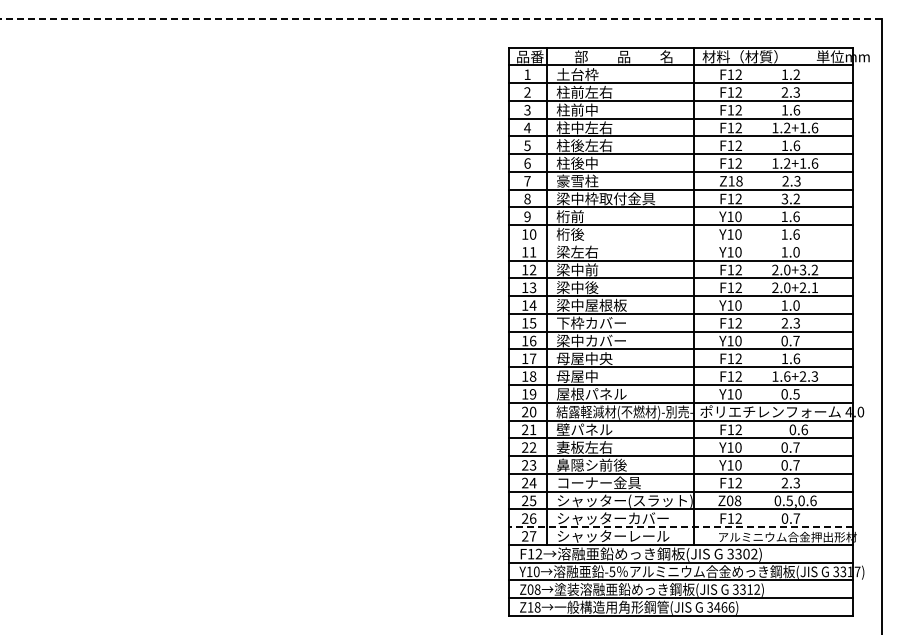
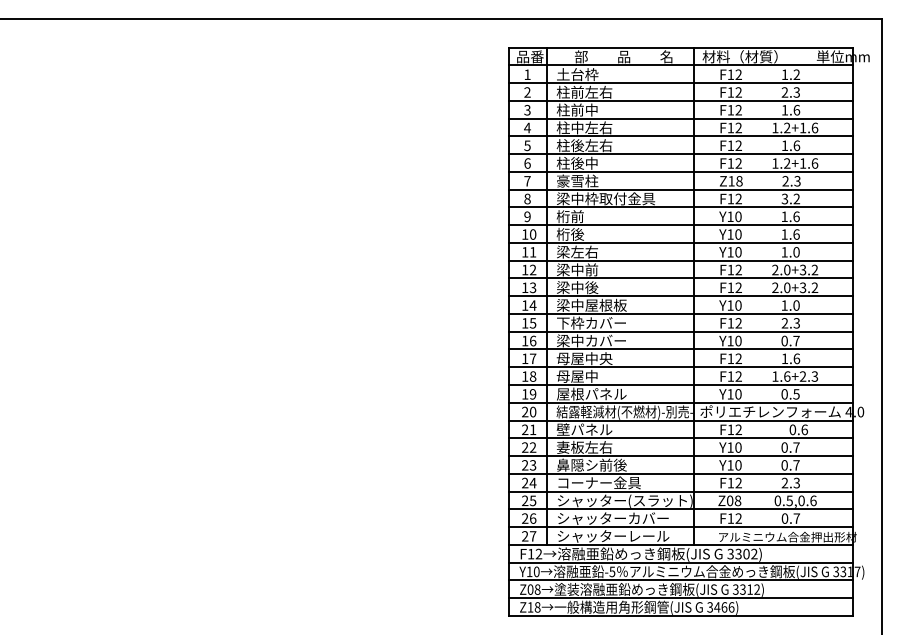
line: dashed -> solid (440, 19)
line: none -> present (680, 242)
text: 2.0+2.1 -> 2.0+3.2 (808, 287)
line: dashed -> solid (680, 527)
